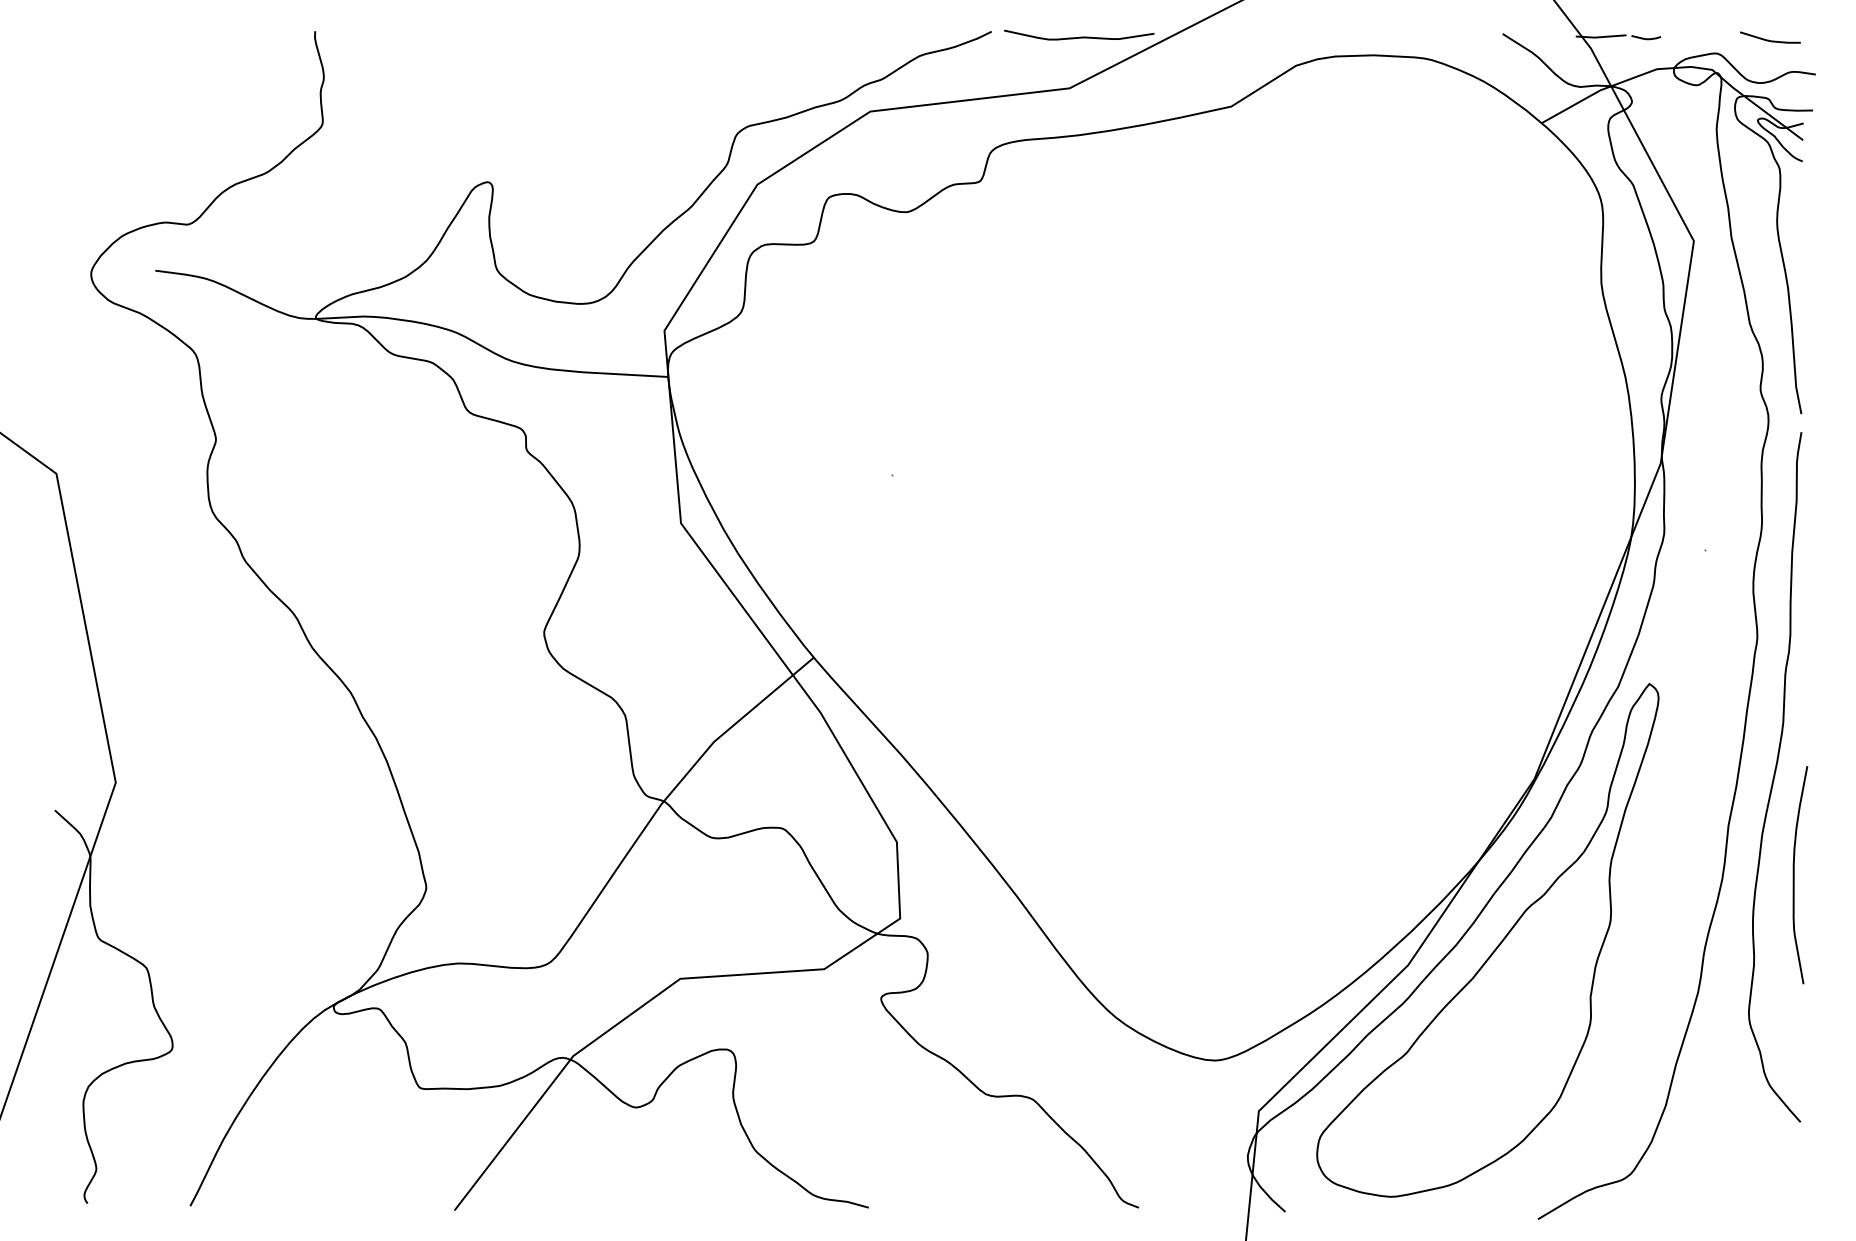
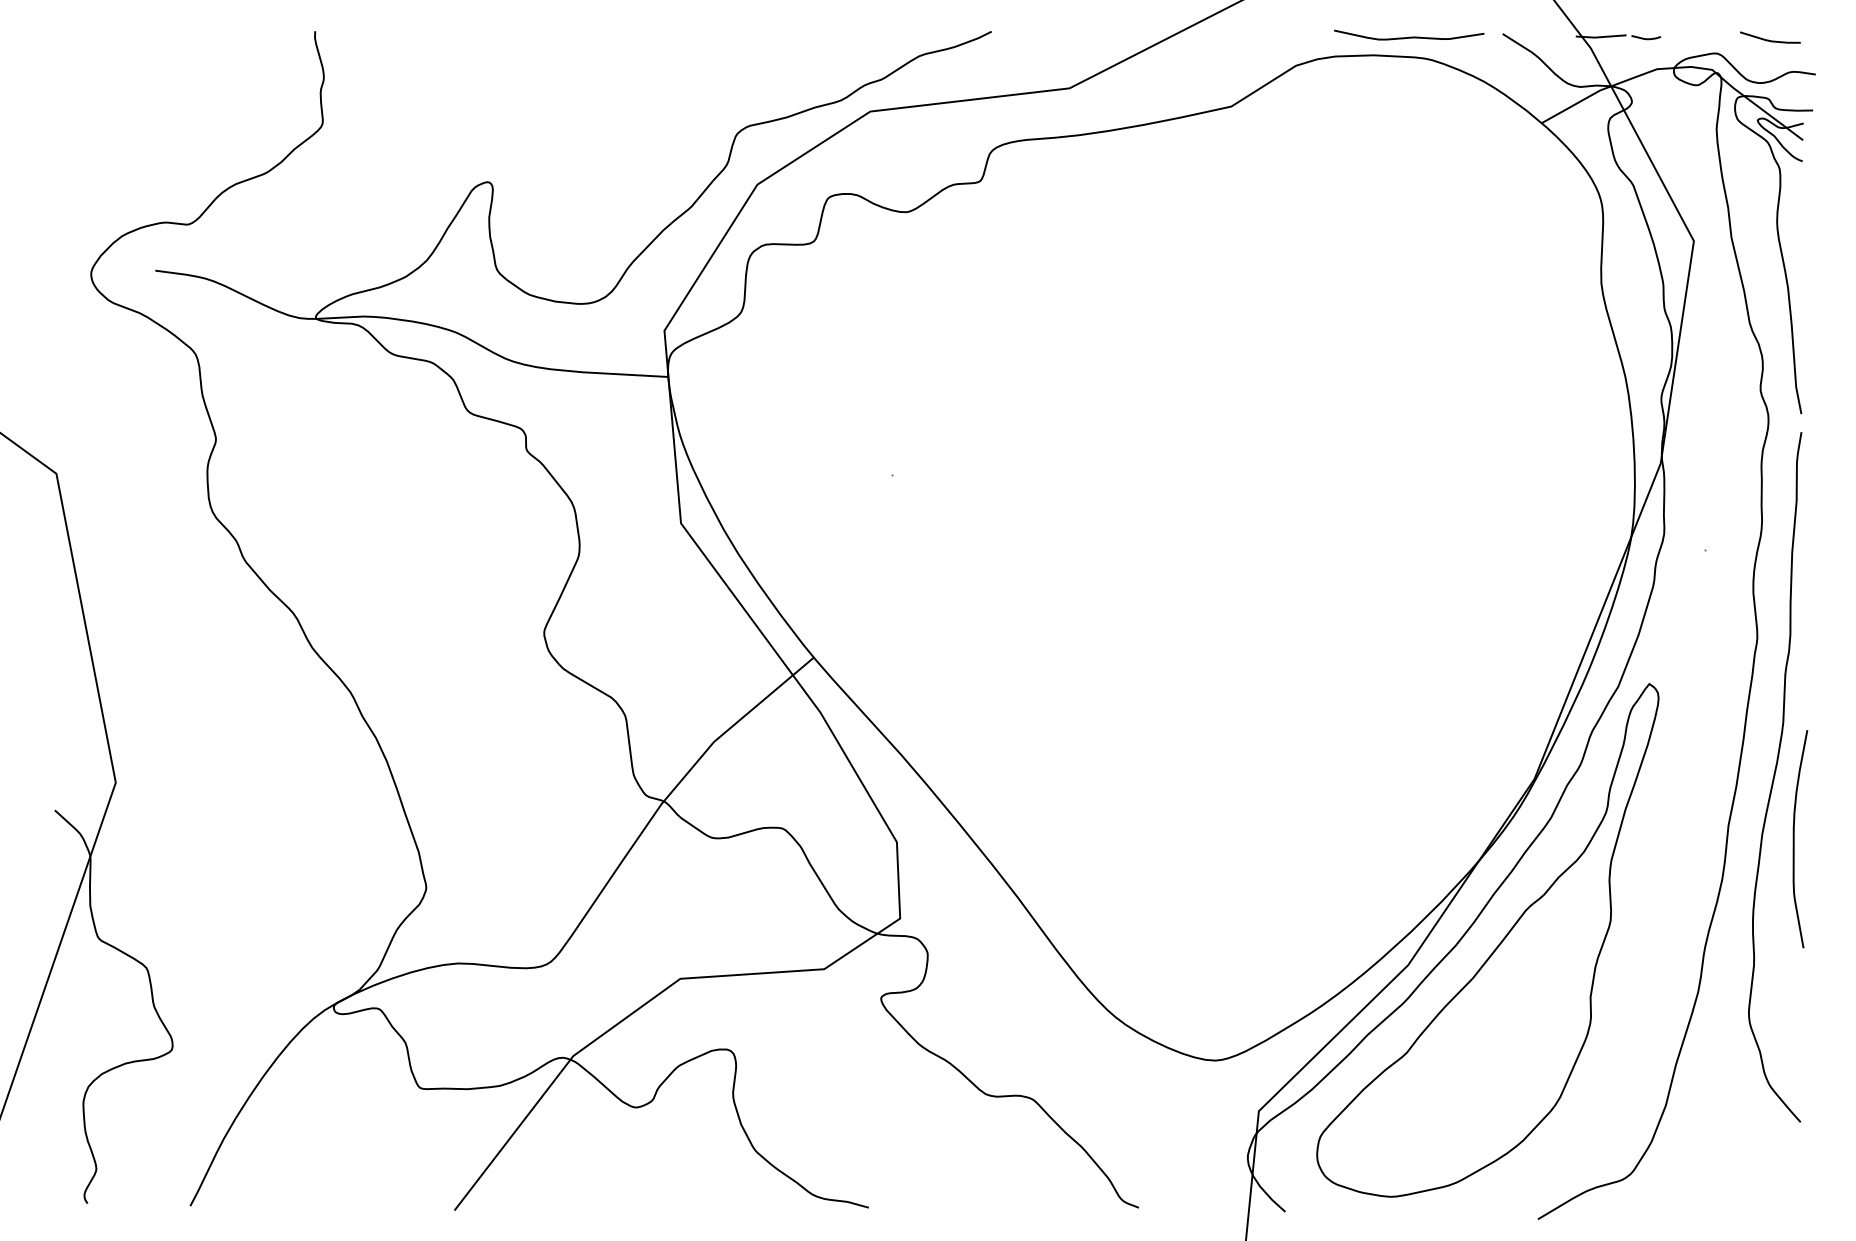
curve position: (1079, 36) -> (1409, 36) (1409, 36)
curve position: (1794, 875) -> (1794, 839) (1794, 839)
